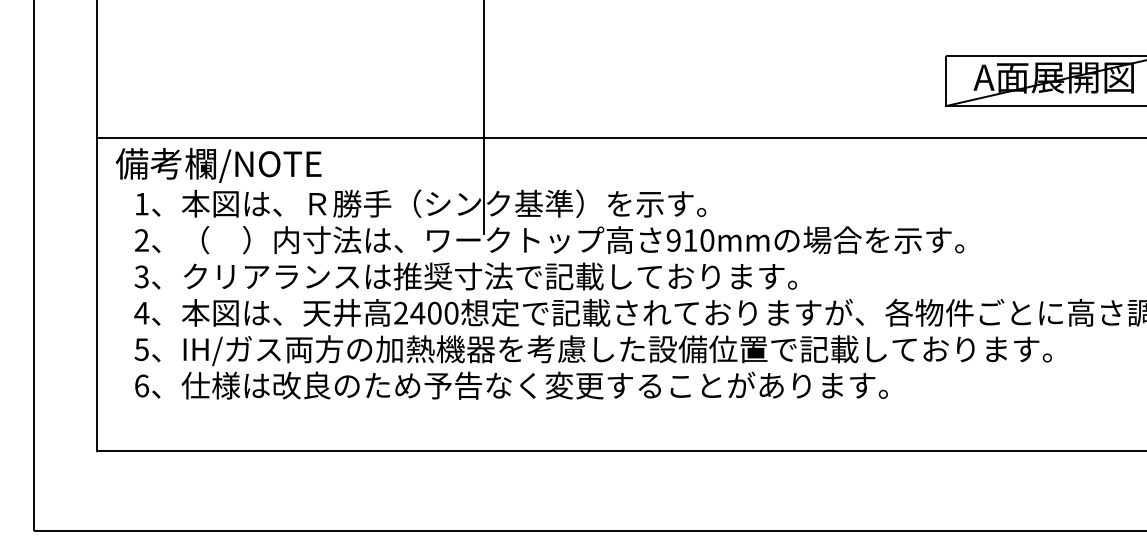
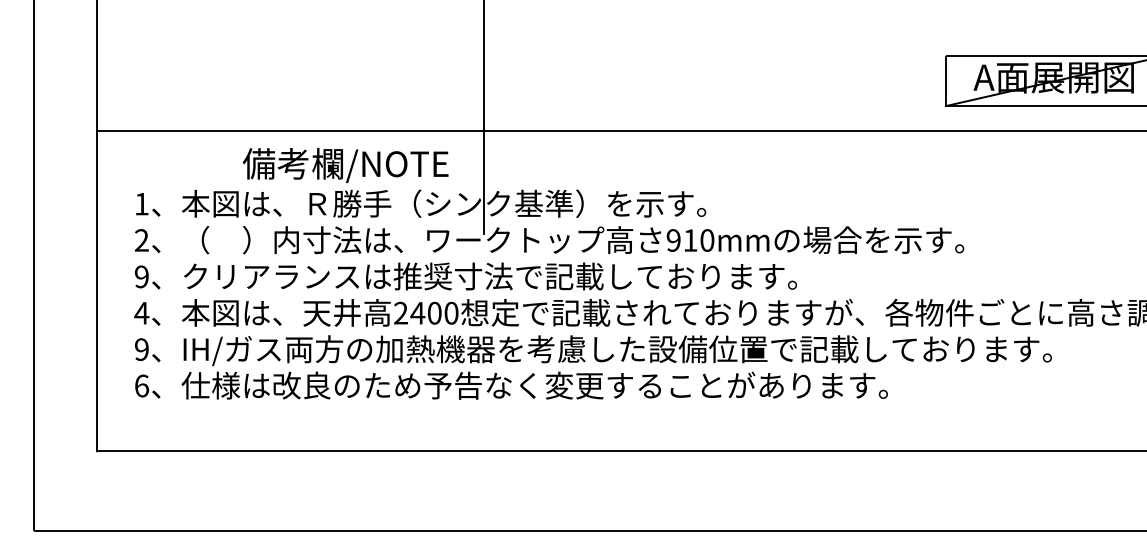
line position: (619, 137) -> (619, 130) (619, 130)
text position: (218, 165) -> (345, 165) (345, 165)
text: 3 -> 9 (141, 276)
text: 5 -> 9 (141, 349)
